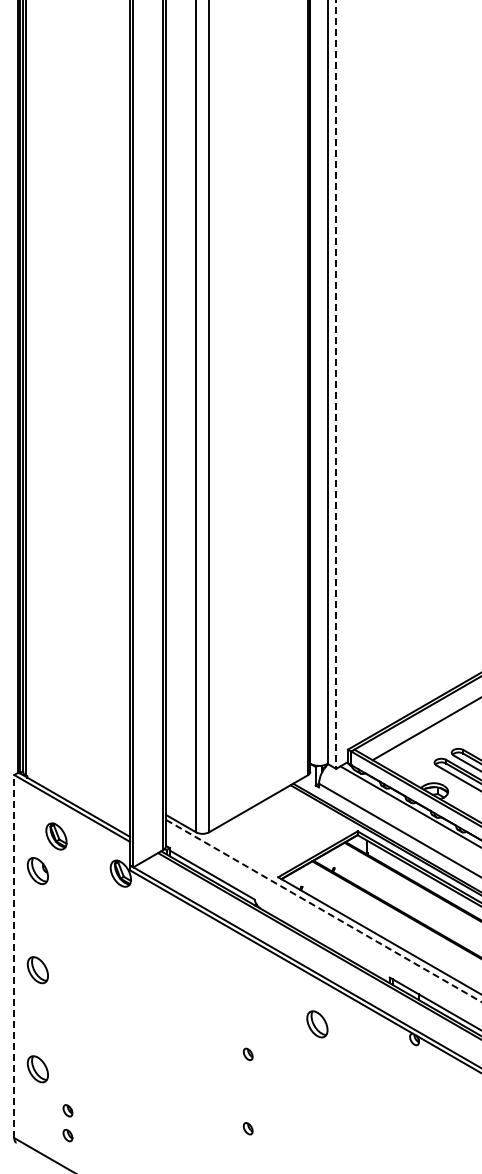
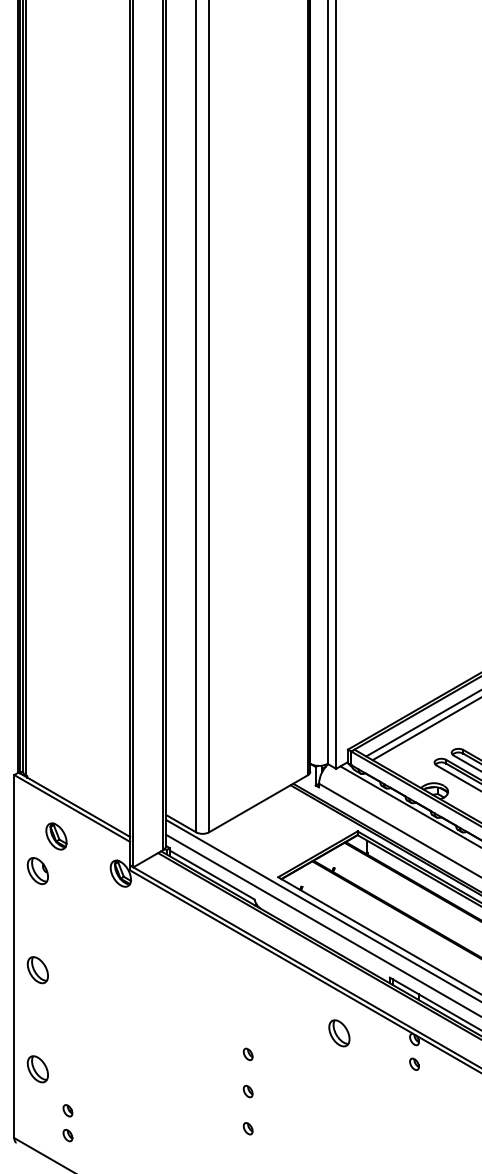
line: dashed -> solid (336, 384)
line: none -> present (422, 723)
line: dashed -> solid (323, 910)
line: none -> present (322, 924)
line: dashed -> solid (14, 956)
part position: (317, 1024) -> (339, 1033) (339, 1033)
part: none -> present (414, 1063)
part: none -> present (247, 1091)
